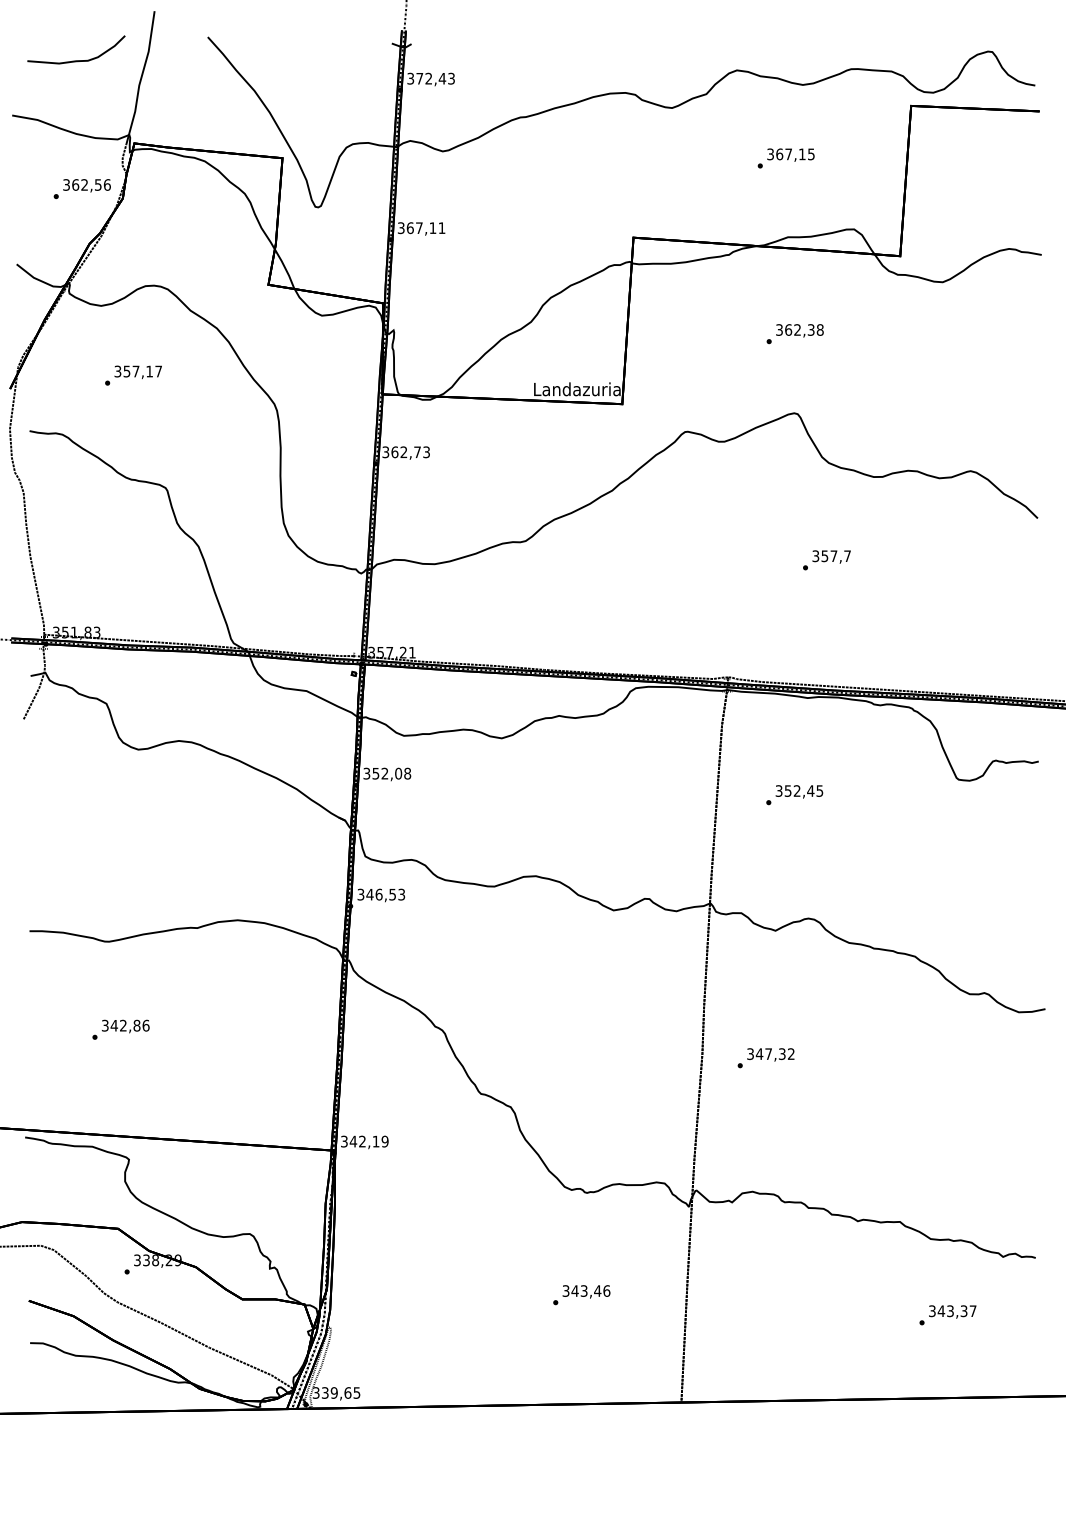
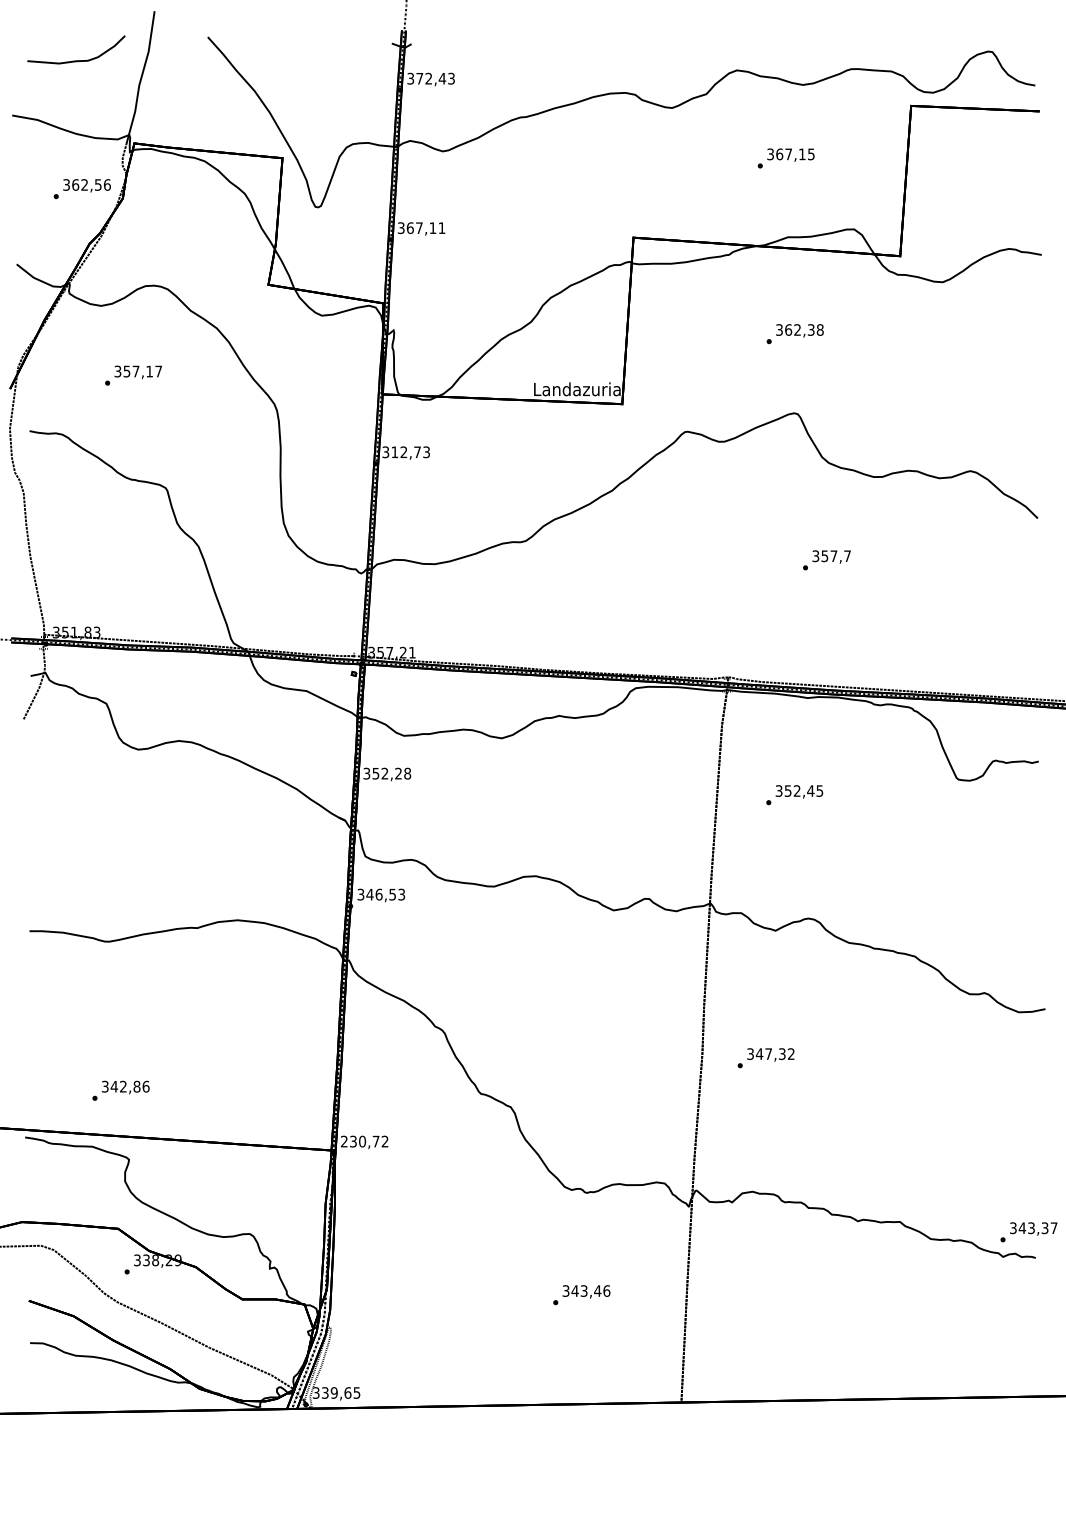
text: 362,73 -> 312,73 (394, 452)
text: 352,08 -> 352,28 (398, 773)
text position: (120, 1029) -> (120, 1090) (120, 1090)
text: 342,19 -> 230,72 (364, 1141)
text position: (947, 1315) -> (1028, 1232) (1028, 1232)
